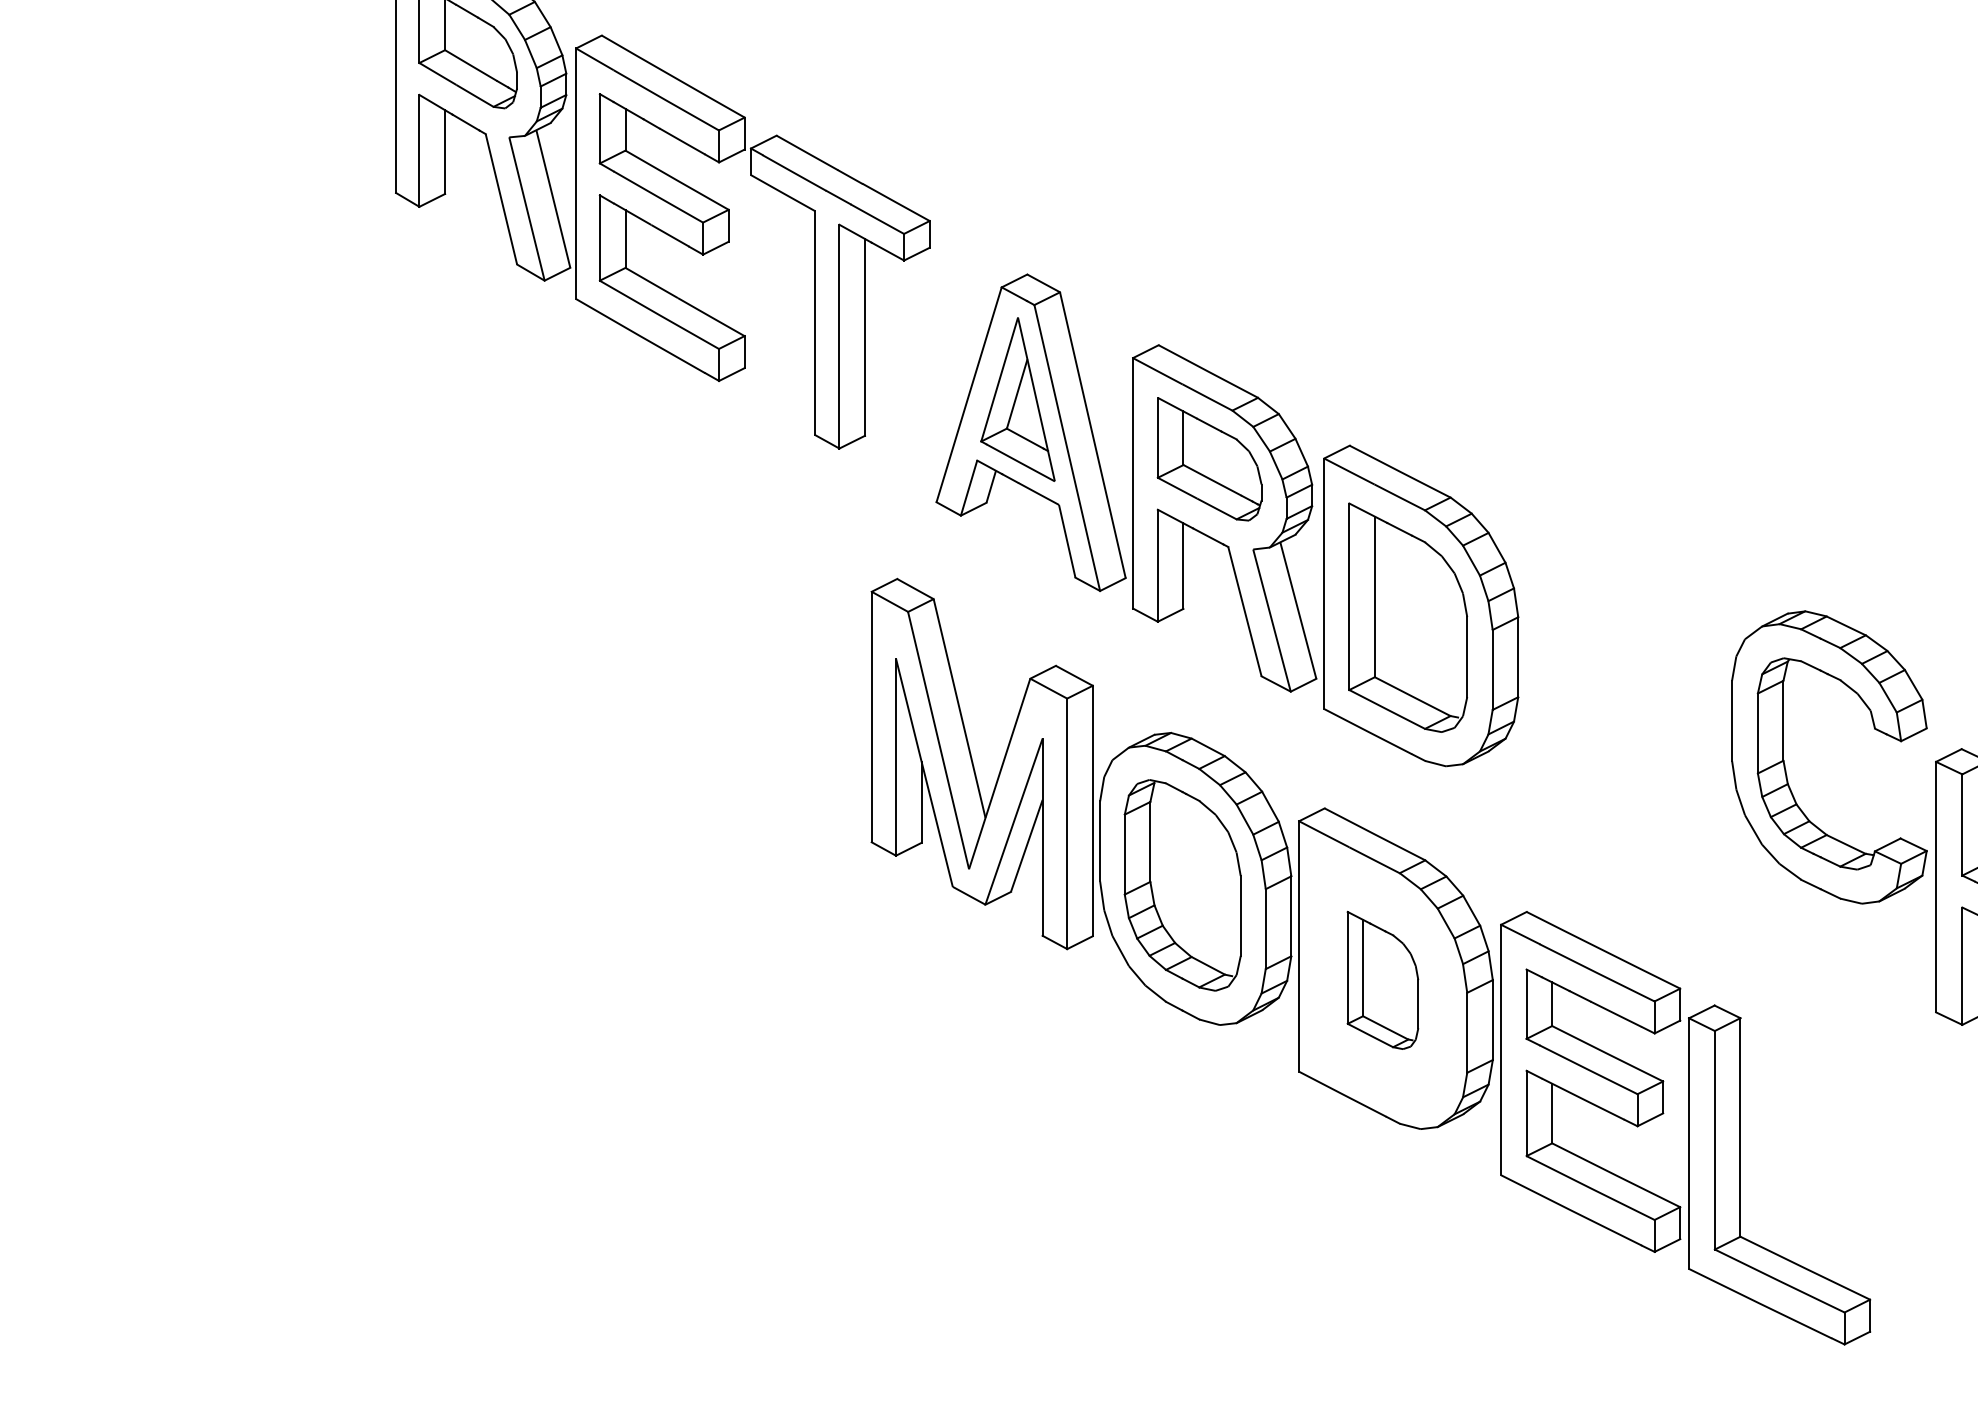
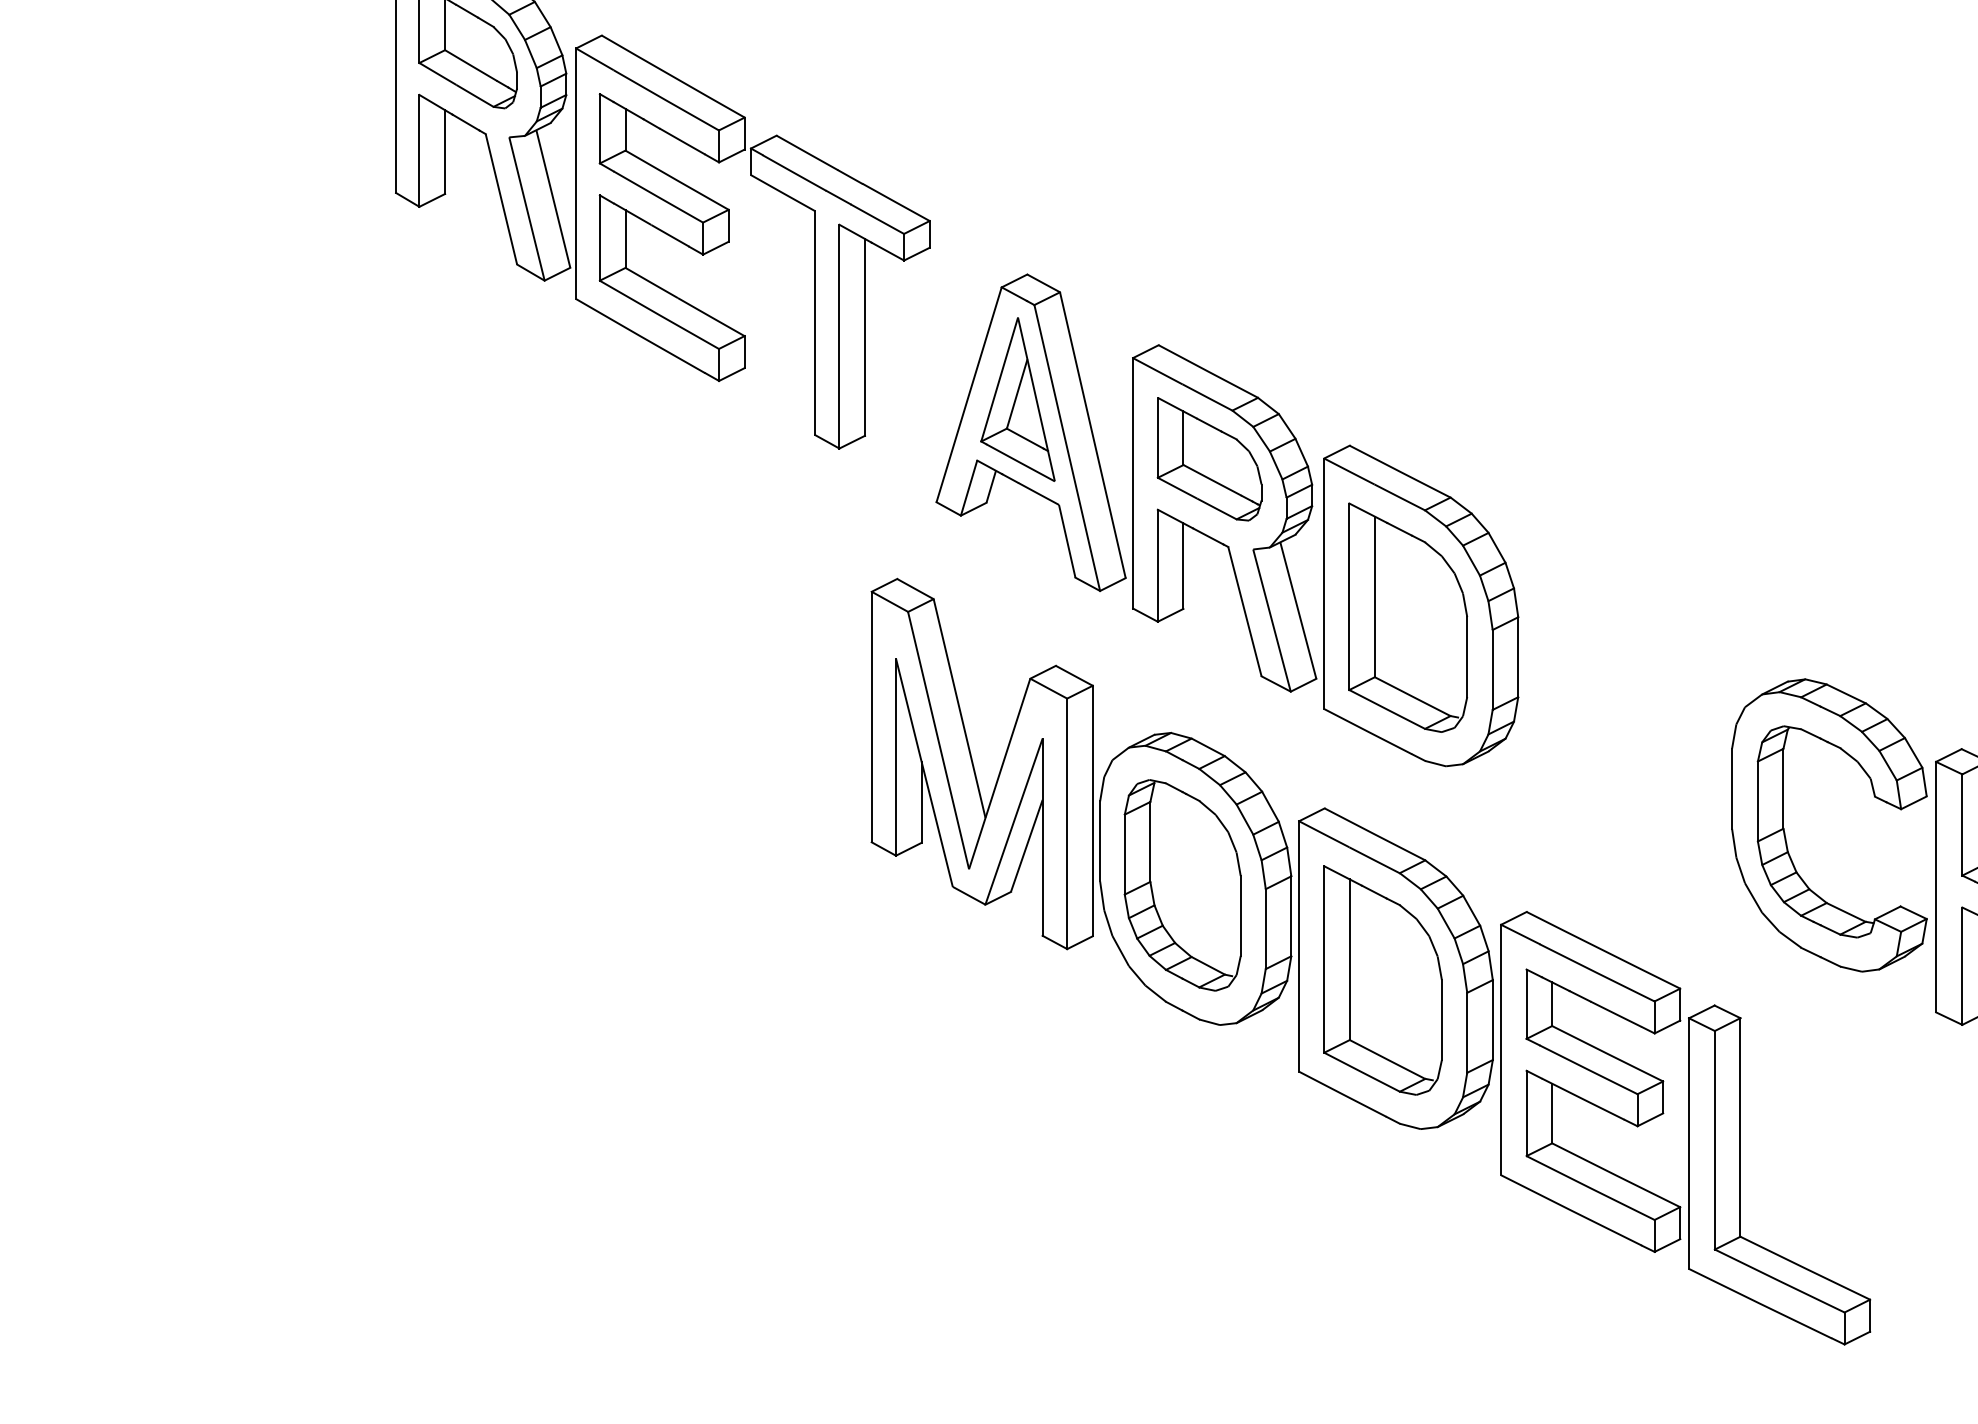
part position: (1785, 764) -> (1785, 832) (1785, 832)
part size: 74x140 px -> 120x231 px (1382, 980)
